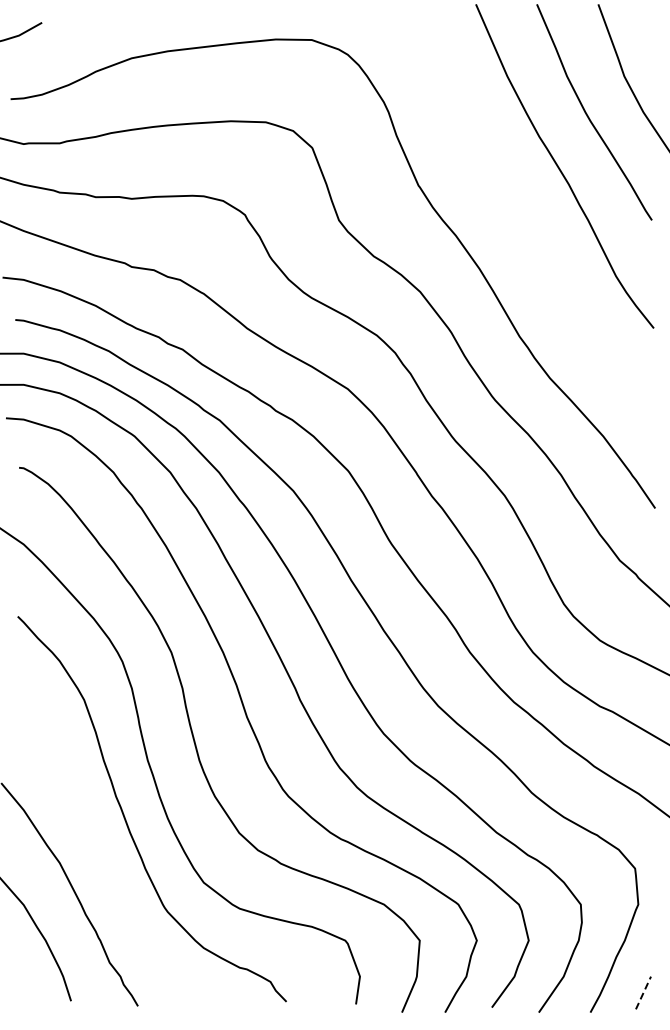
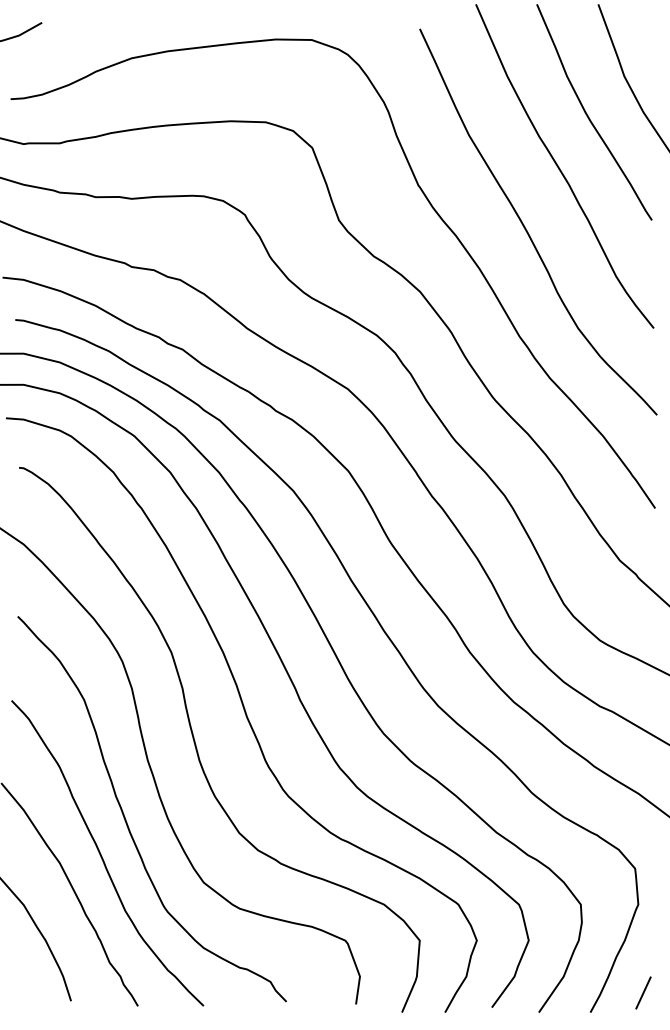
curve: none -> present (526, 228)
curve: none -> present (102, 856)
line: dashed -> solid (643, 992)
